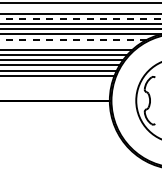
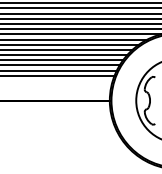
line: none -> present (80, 8)
line: dashed -> solid (81, 18)
line: dashed -> solid (74, 39)
line: none -> present (70, 44)
